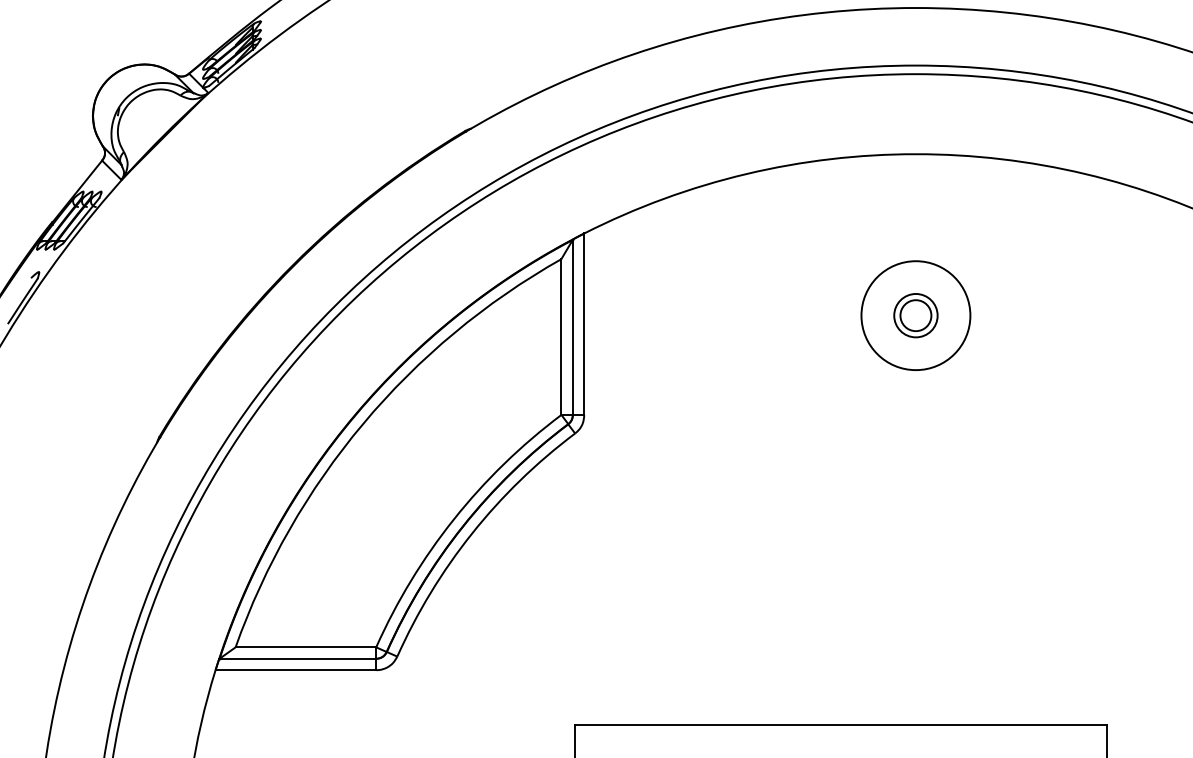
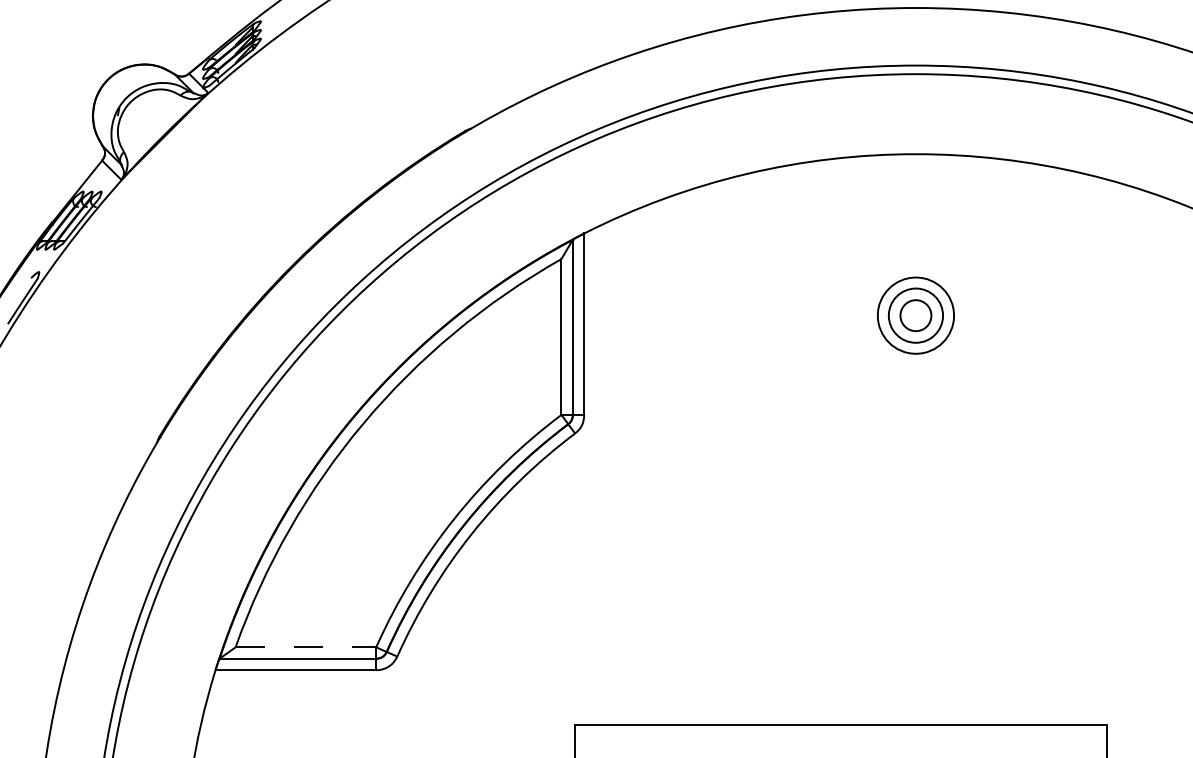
circle diameter: 109 px -> 76 px (915, 315)
circle diameter: 43 px -> 54 px (915, 315)
line: solid -> dashed (306, 647)
